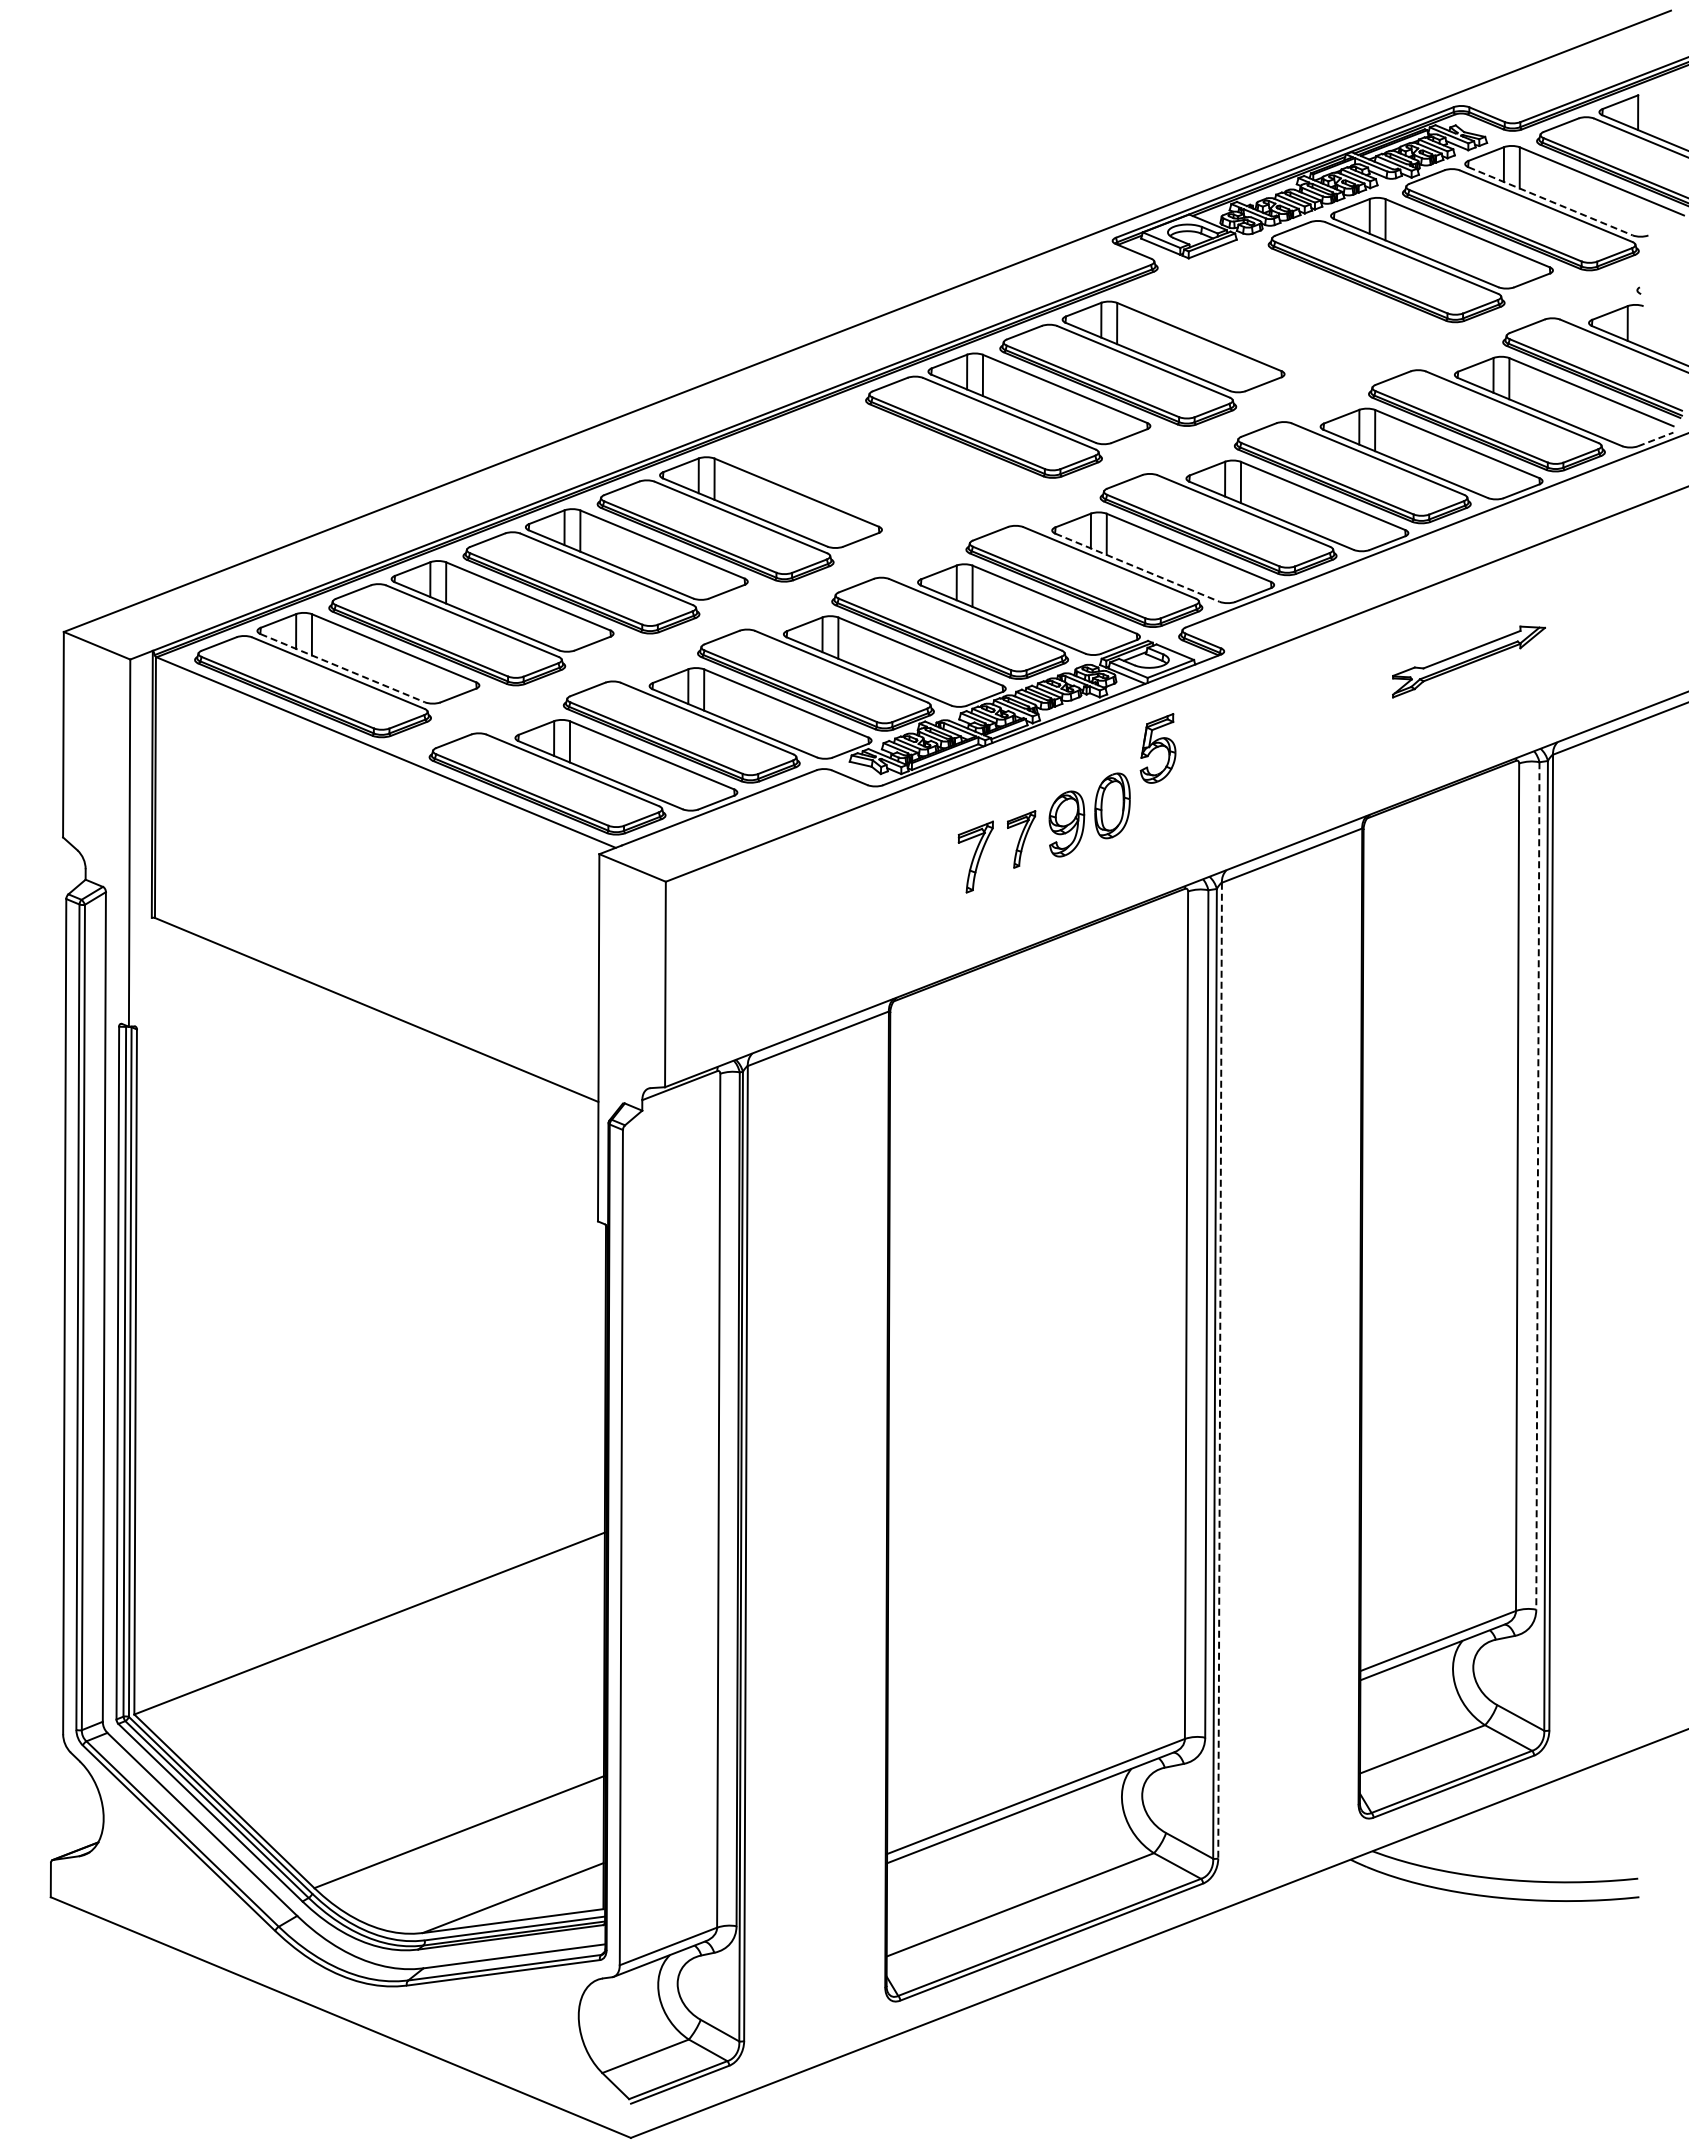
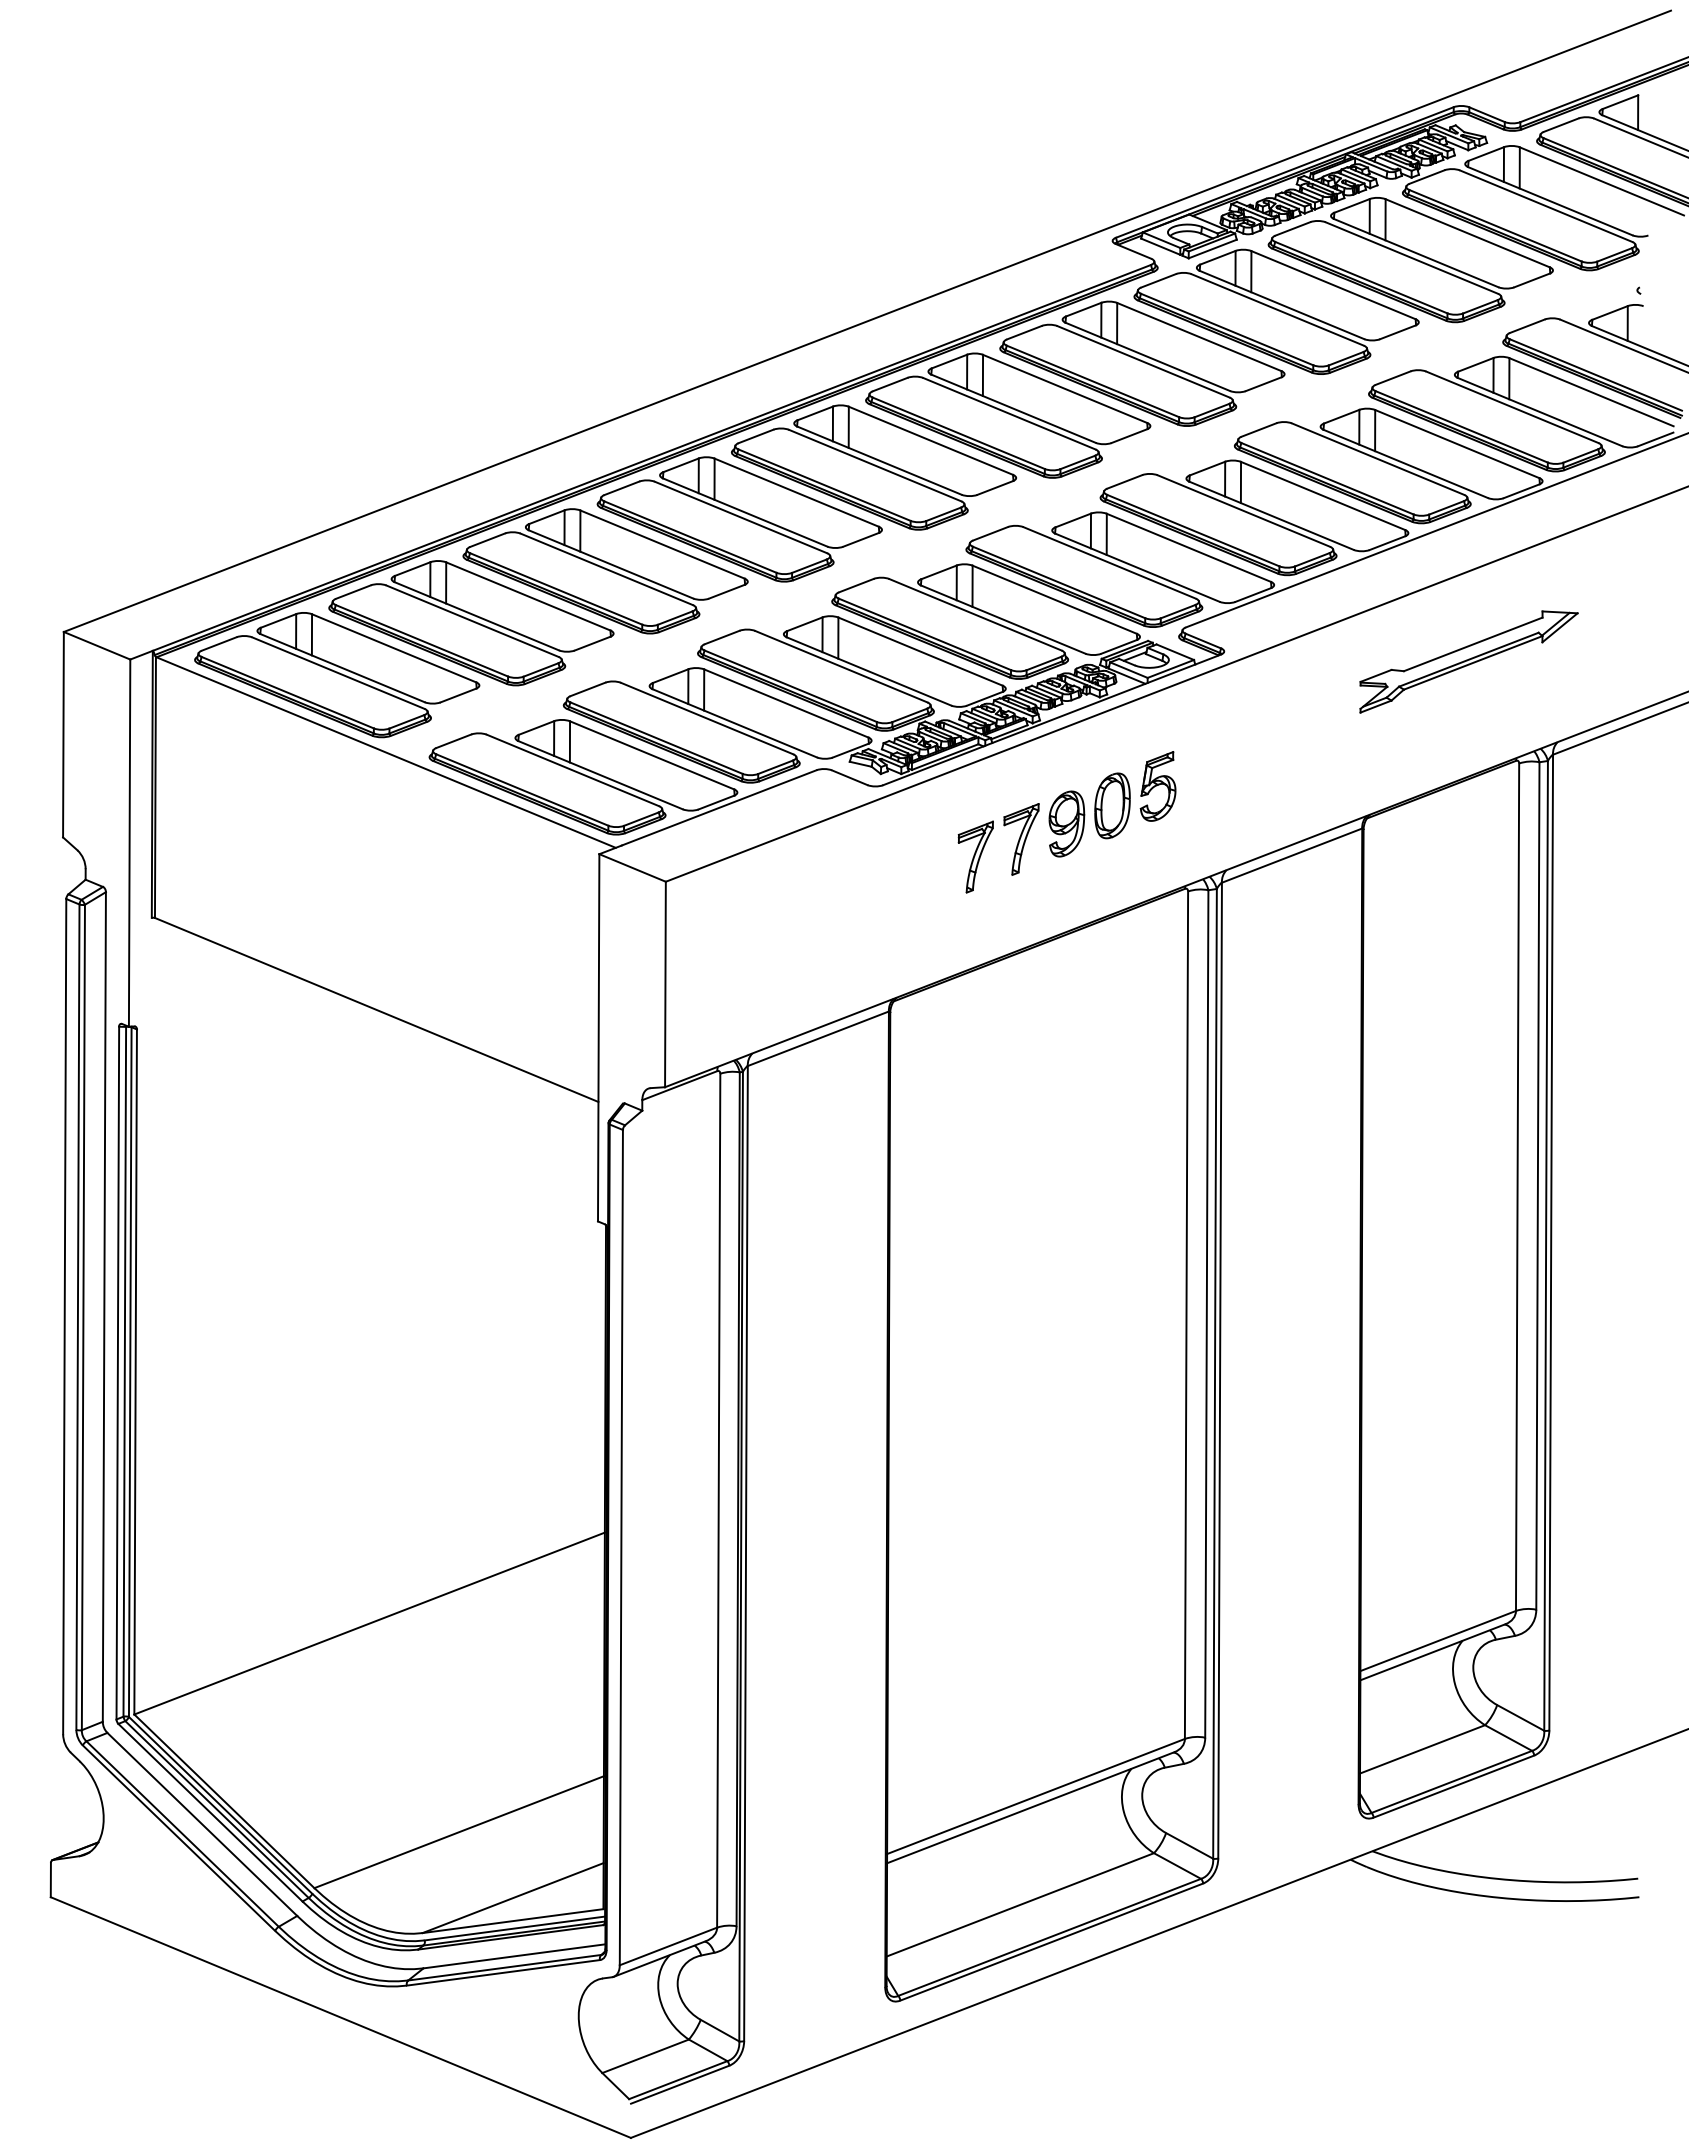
line: dashed -> solid (1550, 201)
part: none -> present (1276, 311)
line: dashed -> solid (1655, 439)
part: none -> present (873, 467)
line: dashed -> solid (1137, 567)
part size: 154x74 px -> 220x104 px (1468, 661)
line: dashed -> solid (342, 668)
part position: (1157, 748) -> (1157, 786) (1157, 786)
part size: 30x59 px -> 37x73 px (1021, 839)
line: dashed -> solid (1537, 1185)
line: dashed -> solid (1220, 1370)
